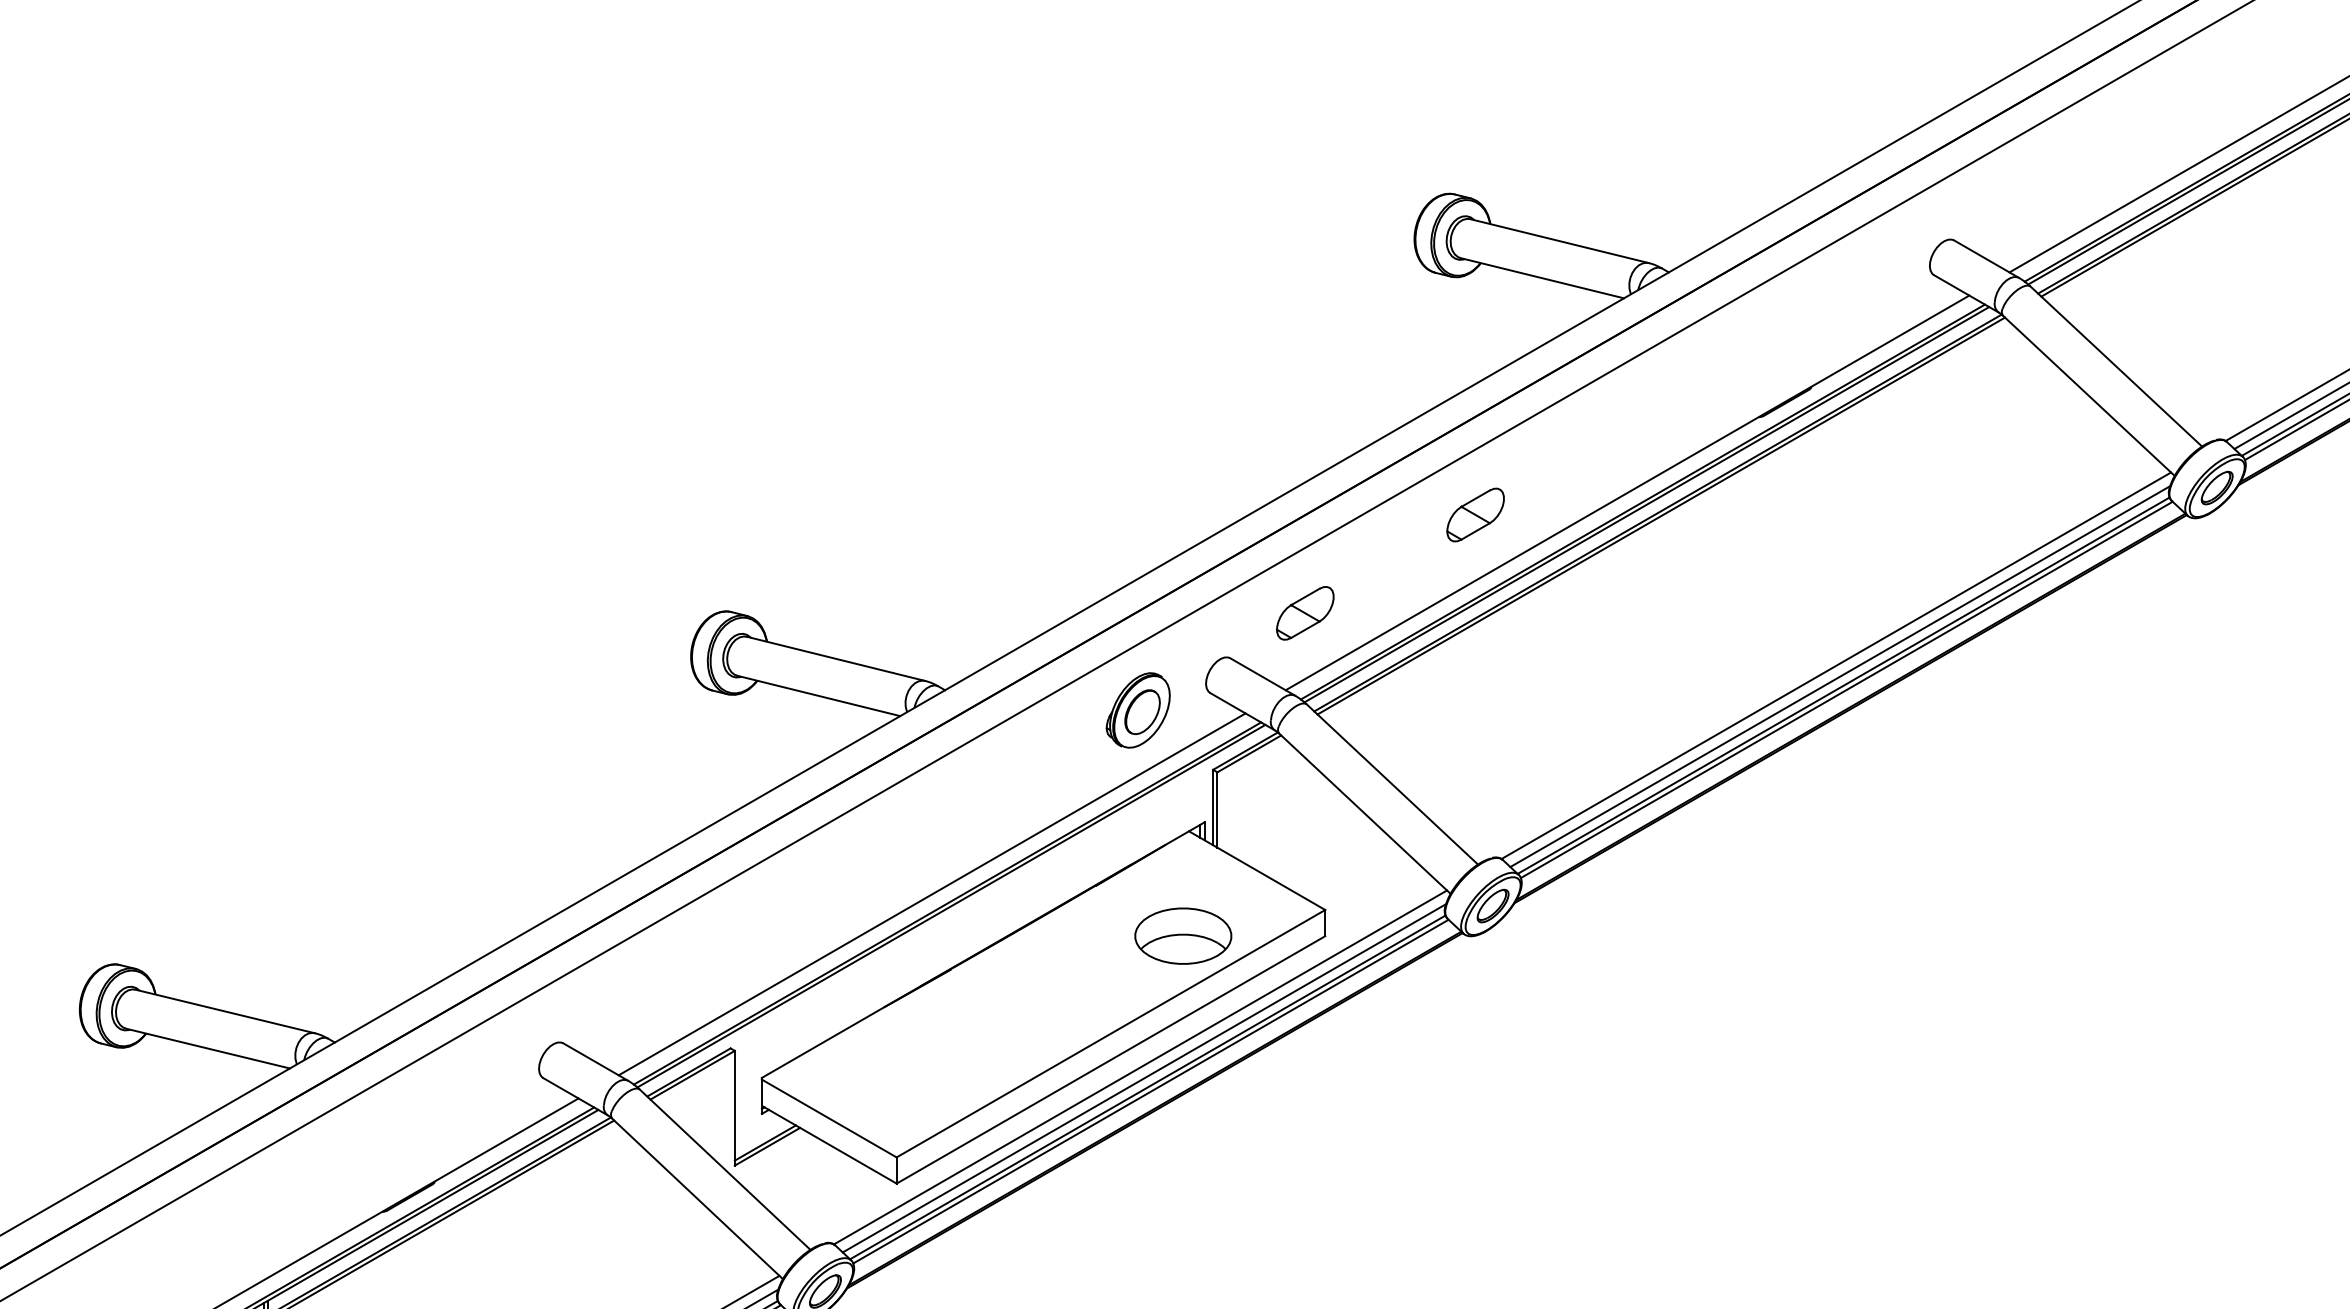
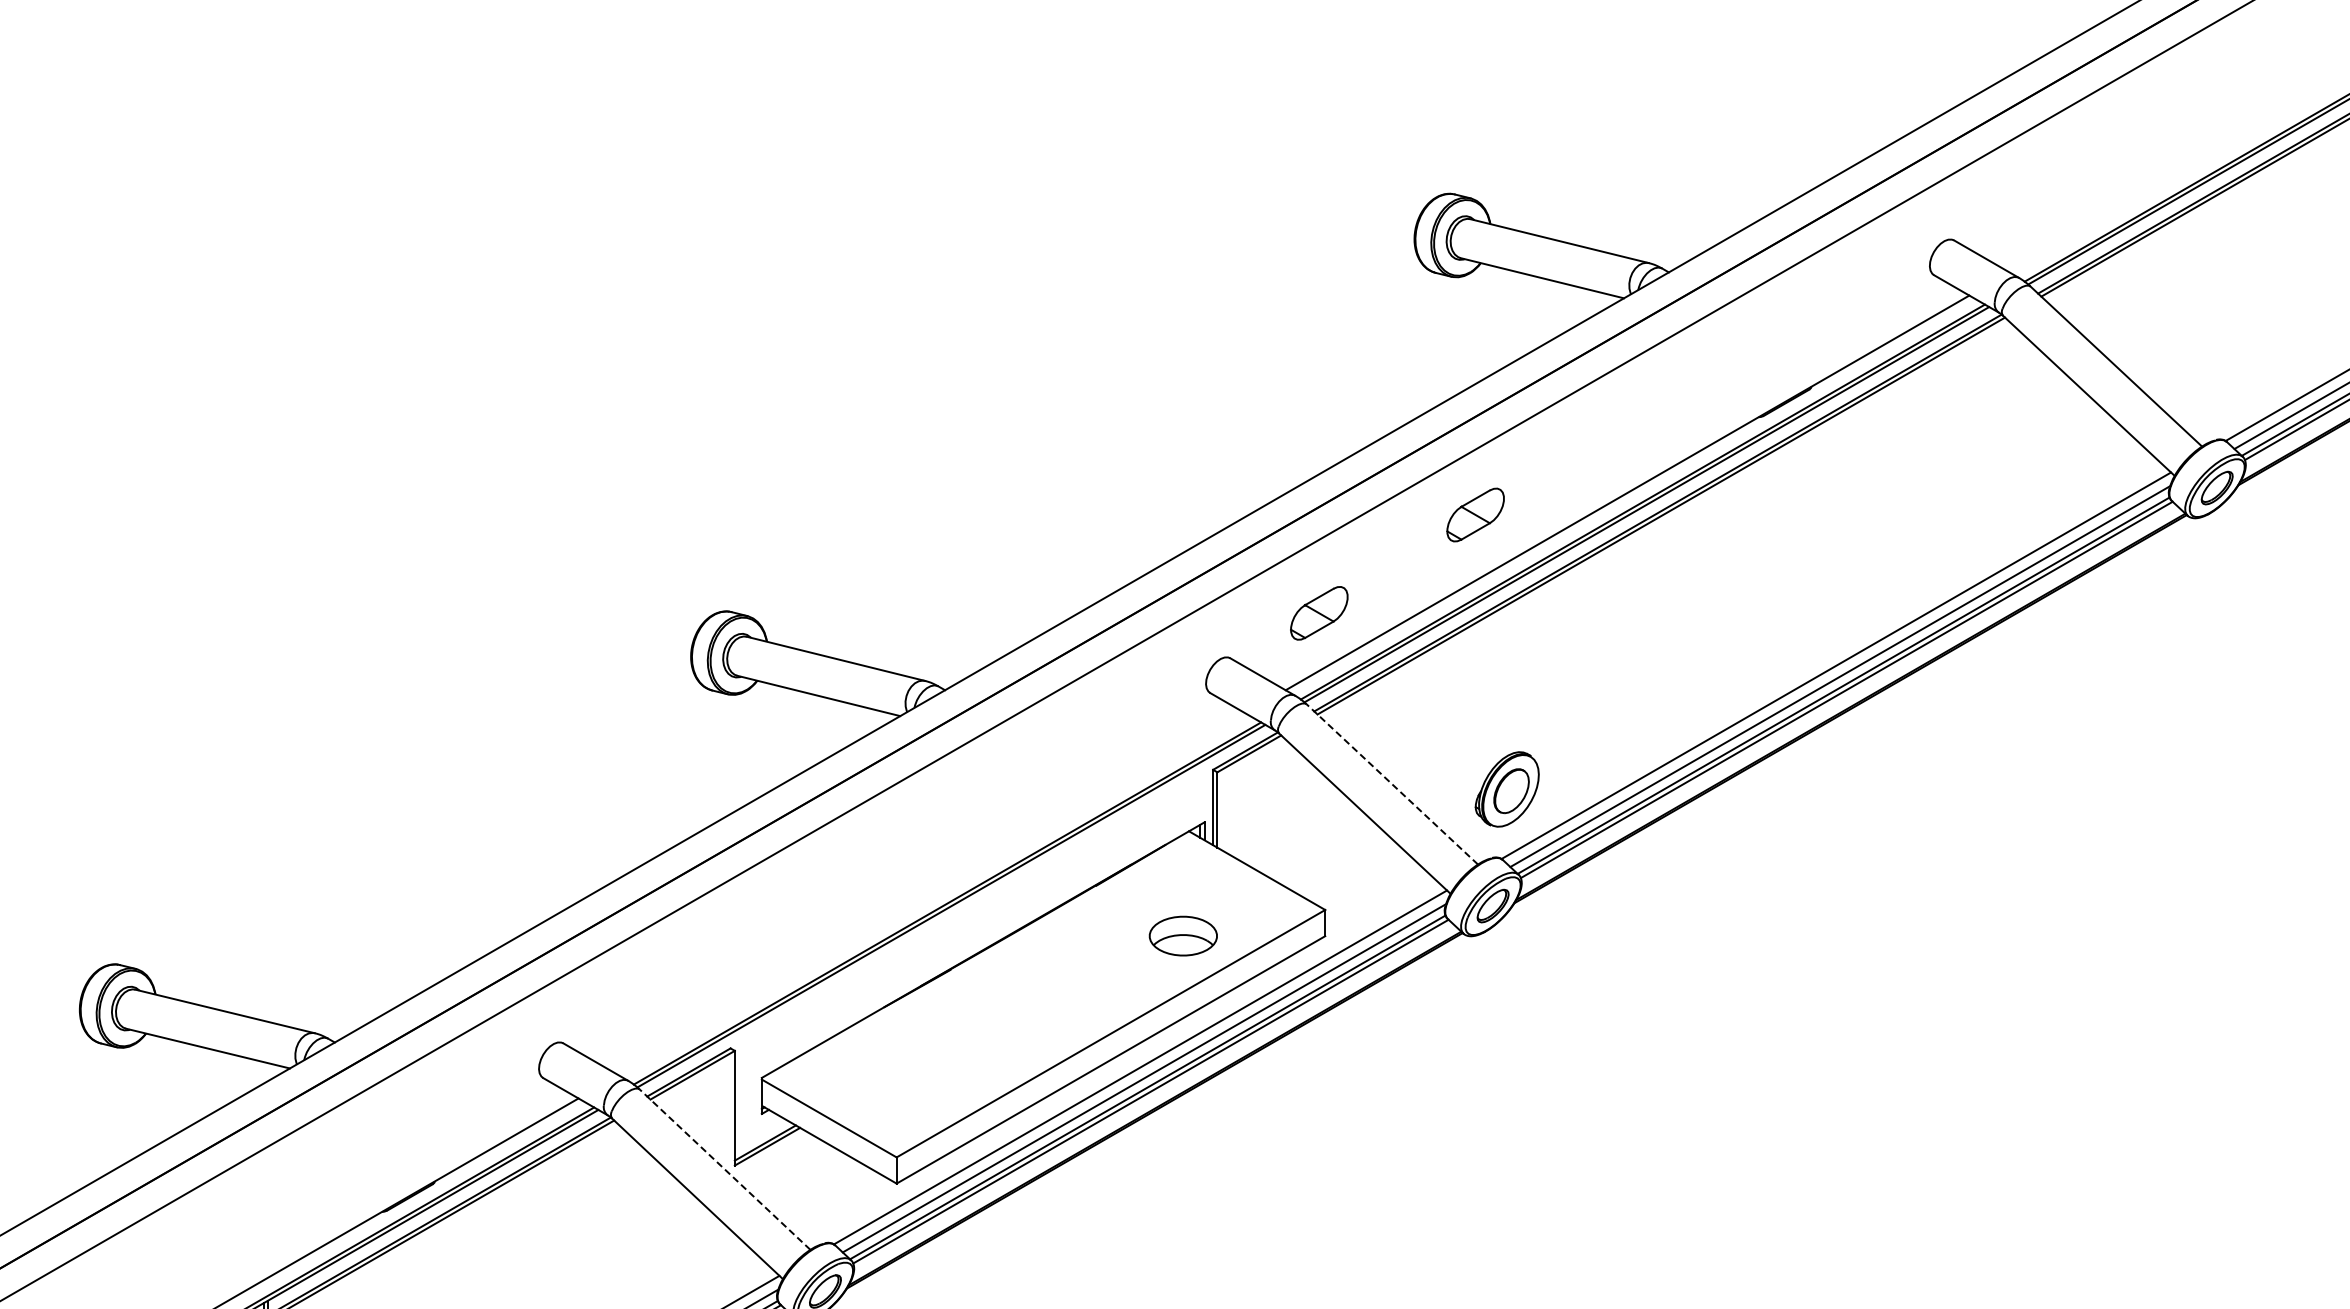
line: present -> none (2177, 174)
part position: (1305, 613) -> (1319, 613) (1319, 613)
part position: (1137, 710) -> (1506, 789) (1506, 789)
line: solid -> dashed (1392, 784)
line: present -> none (931, 894)
part size: 99x58 px -> 70x42 px (1182, 935)
line: solid -> dashed (724, 1169)
